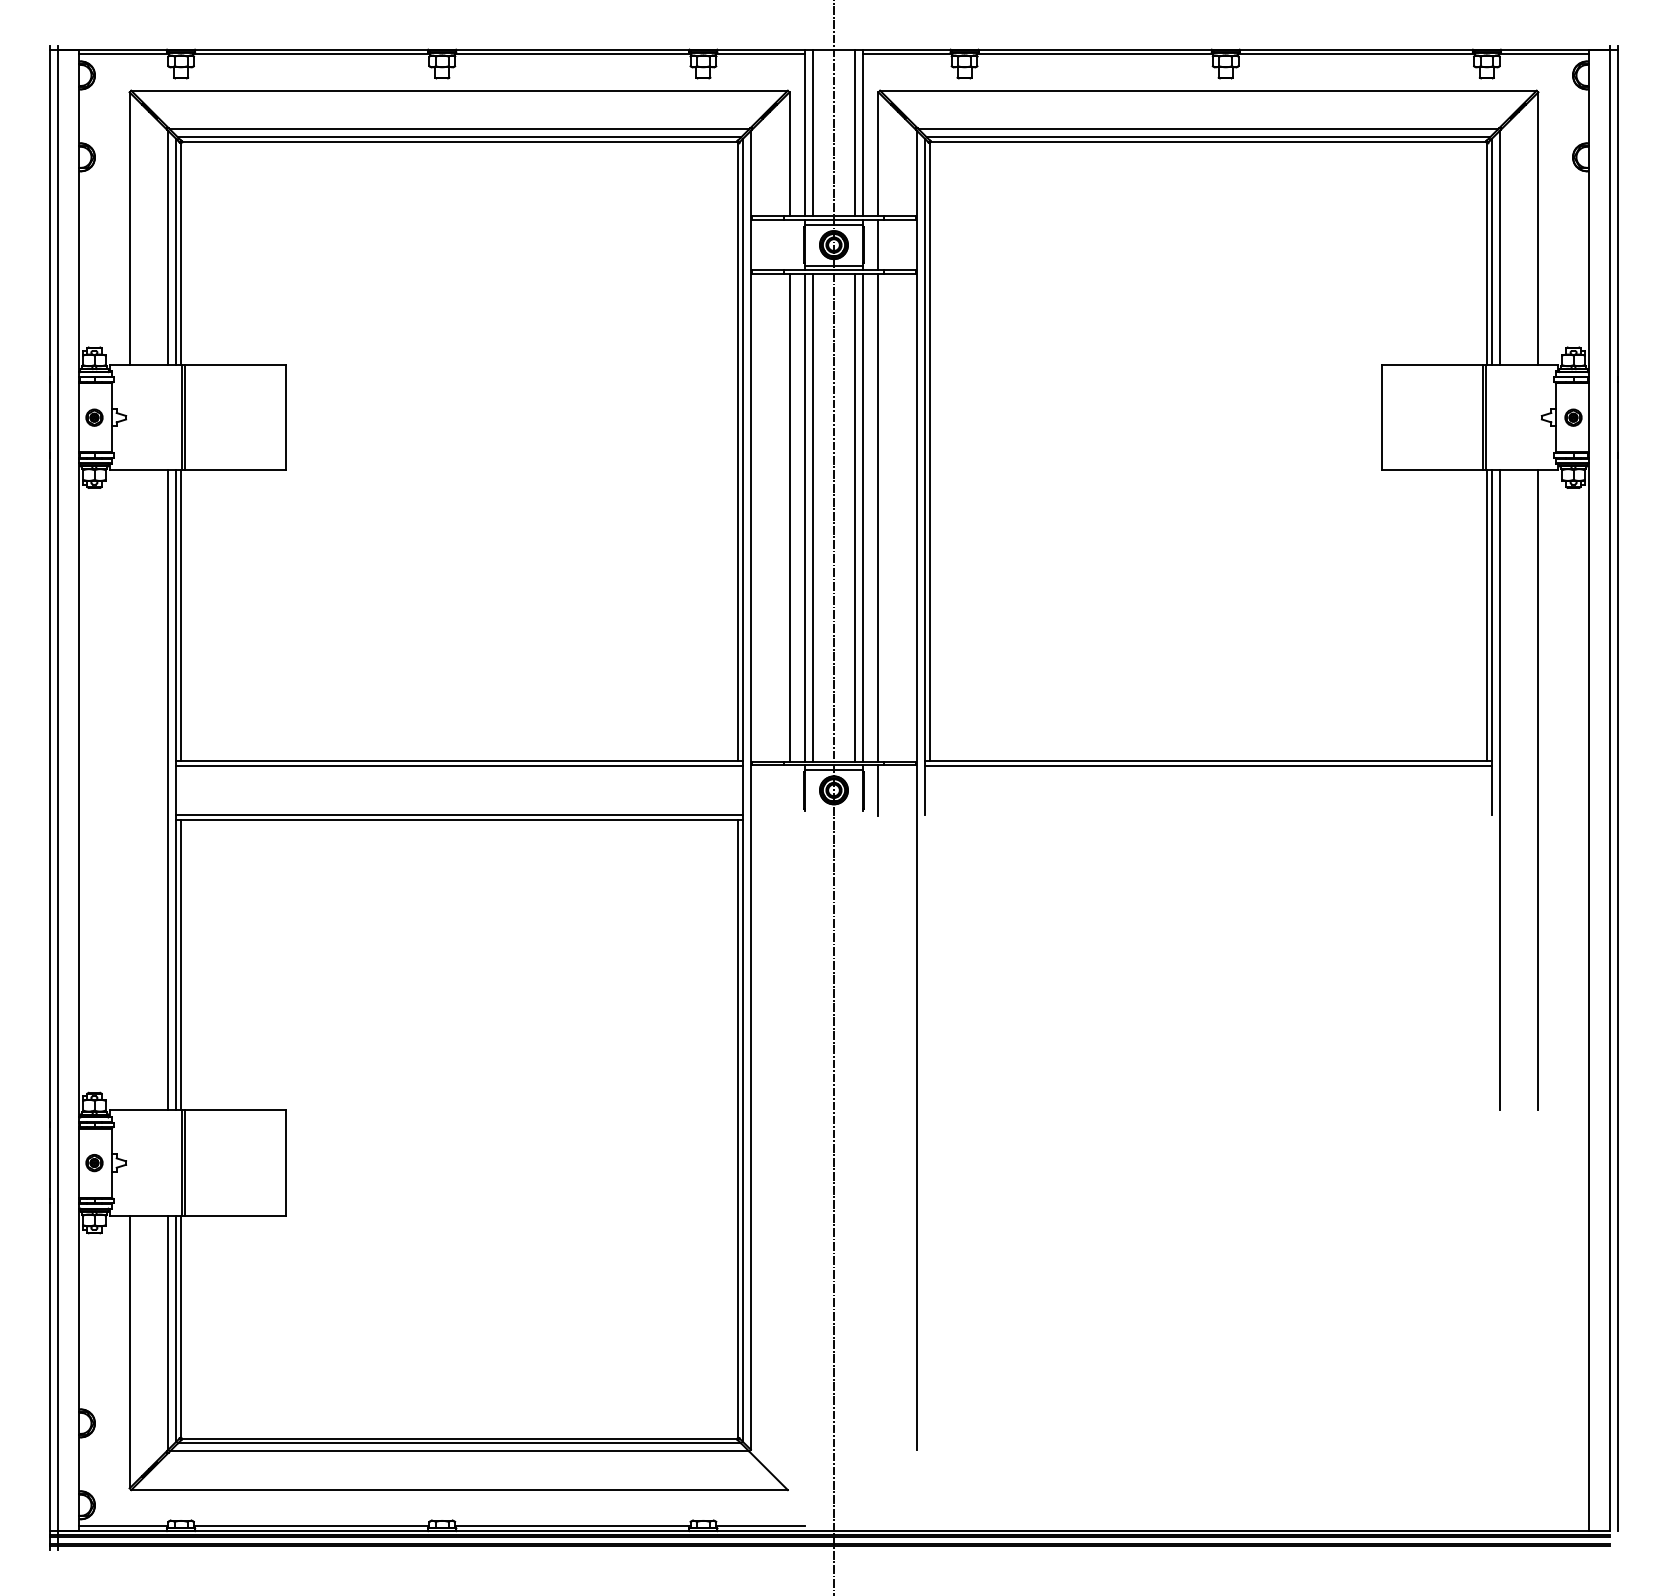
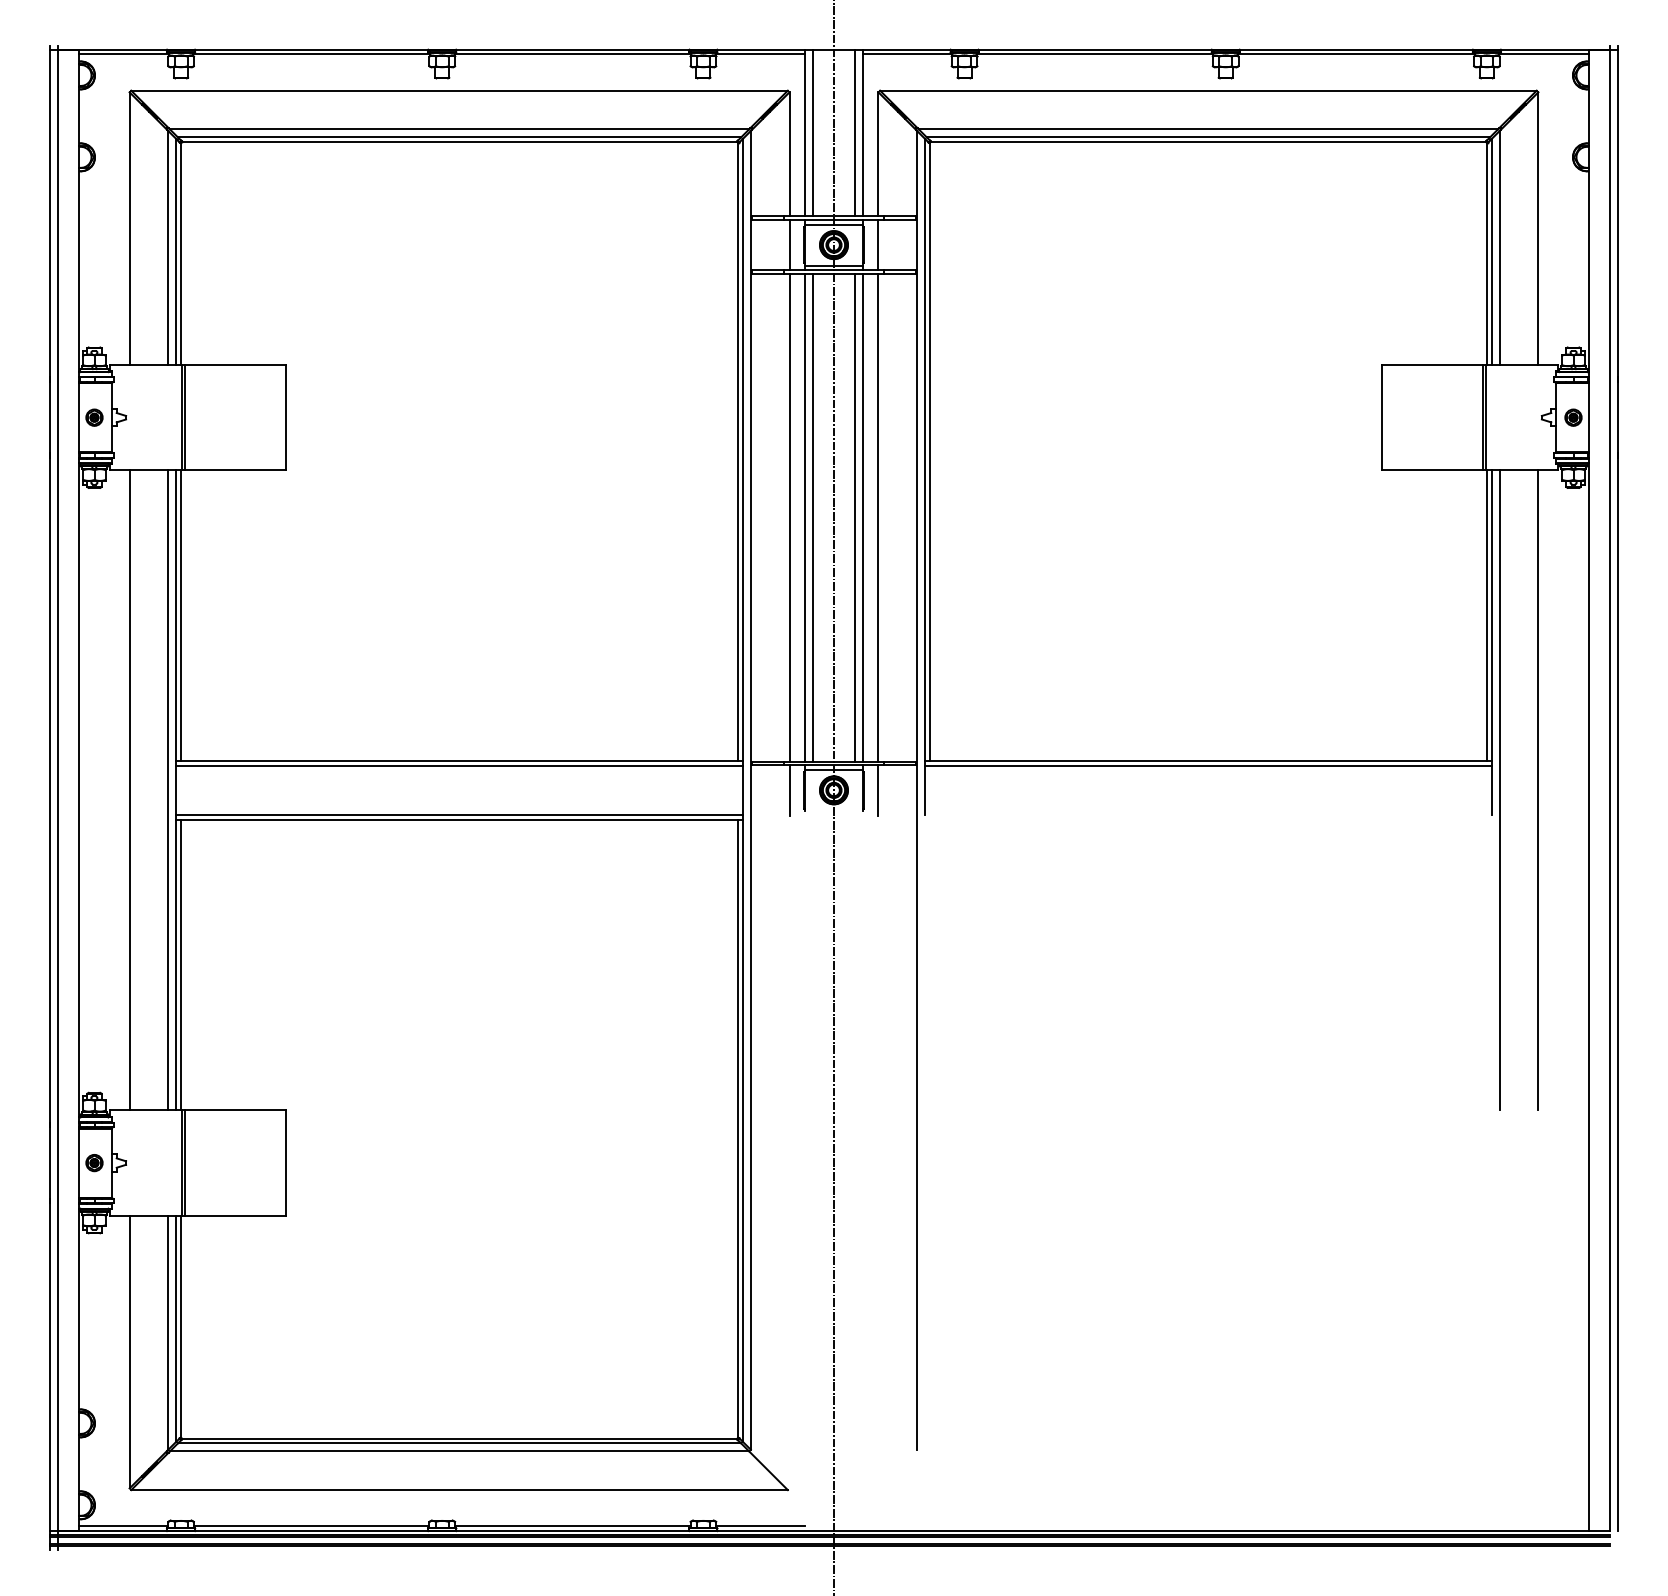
line: none -> present (789, 244)
line: none -> present (129, 790)
line: none -> present (789, 790)
